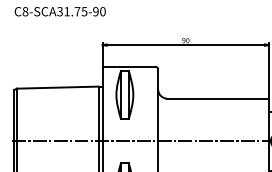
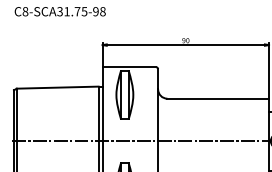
text: C8-SCA31.75-90 -> C8-SCA31.75-98 (102, 11)
